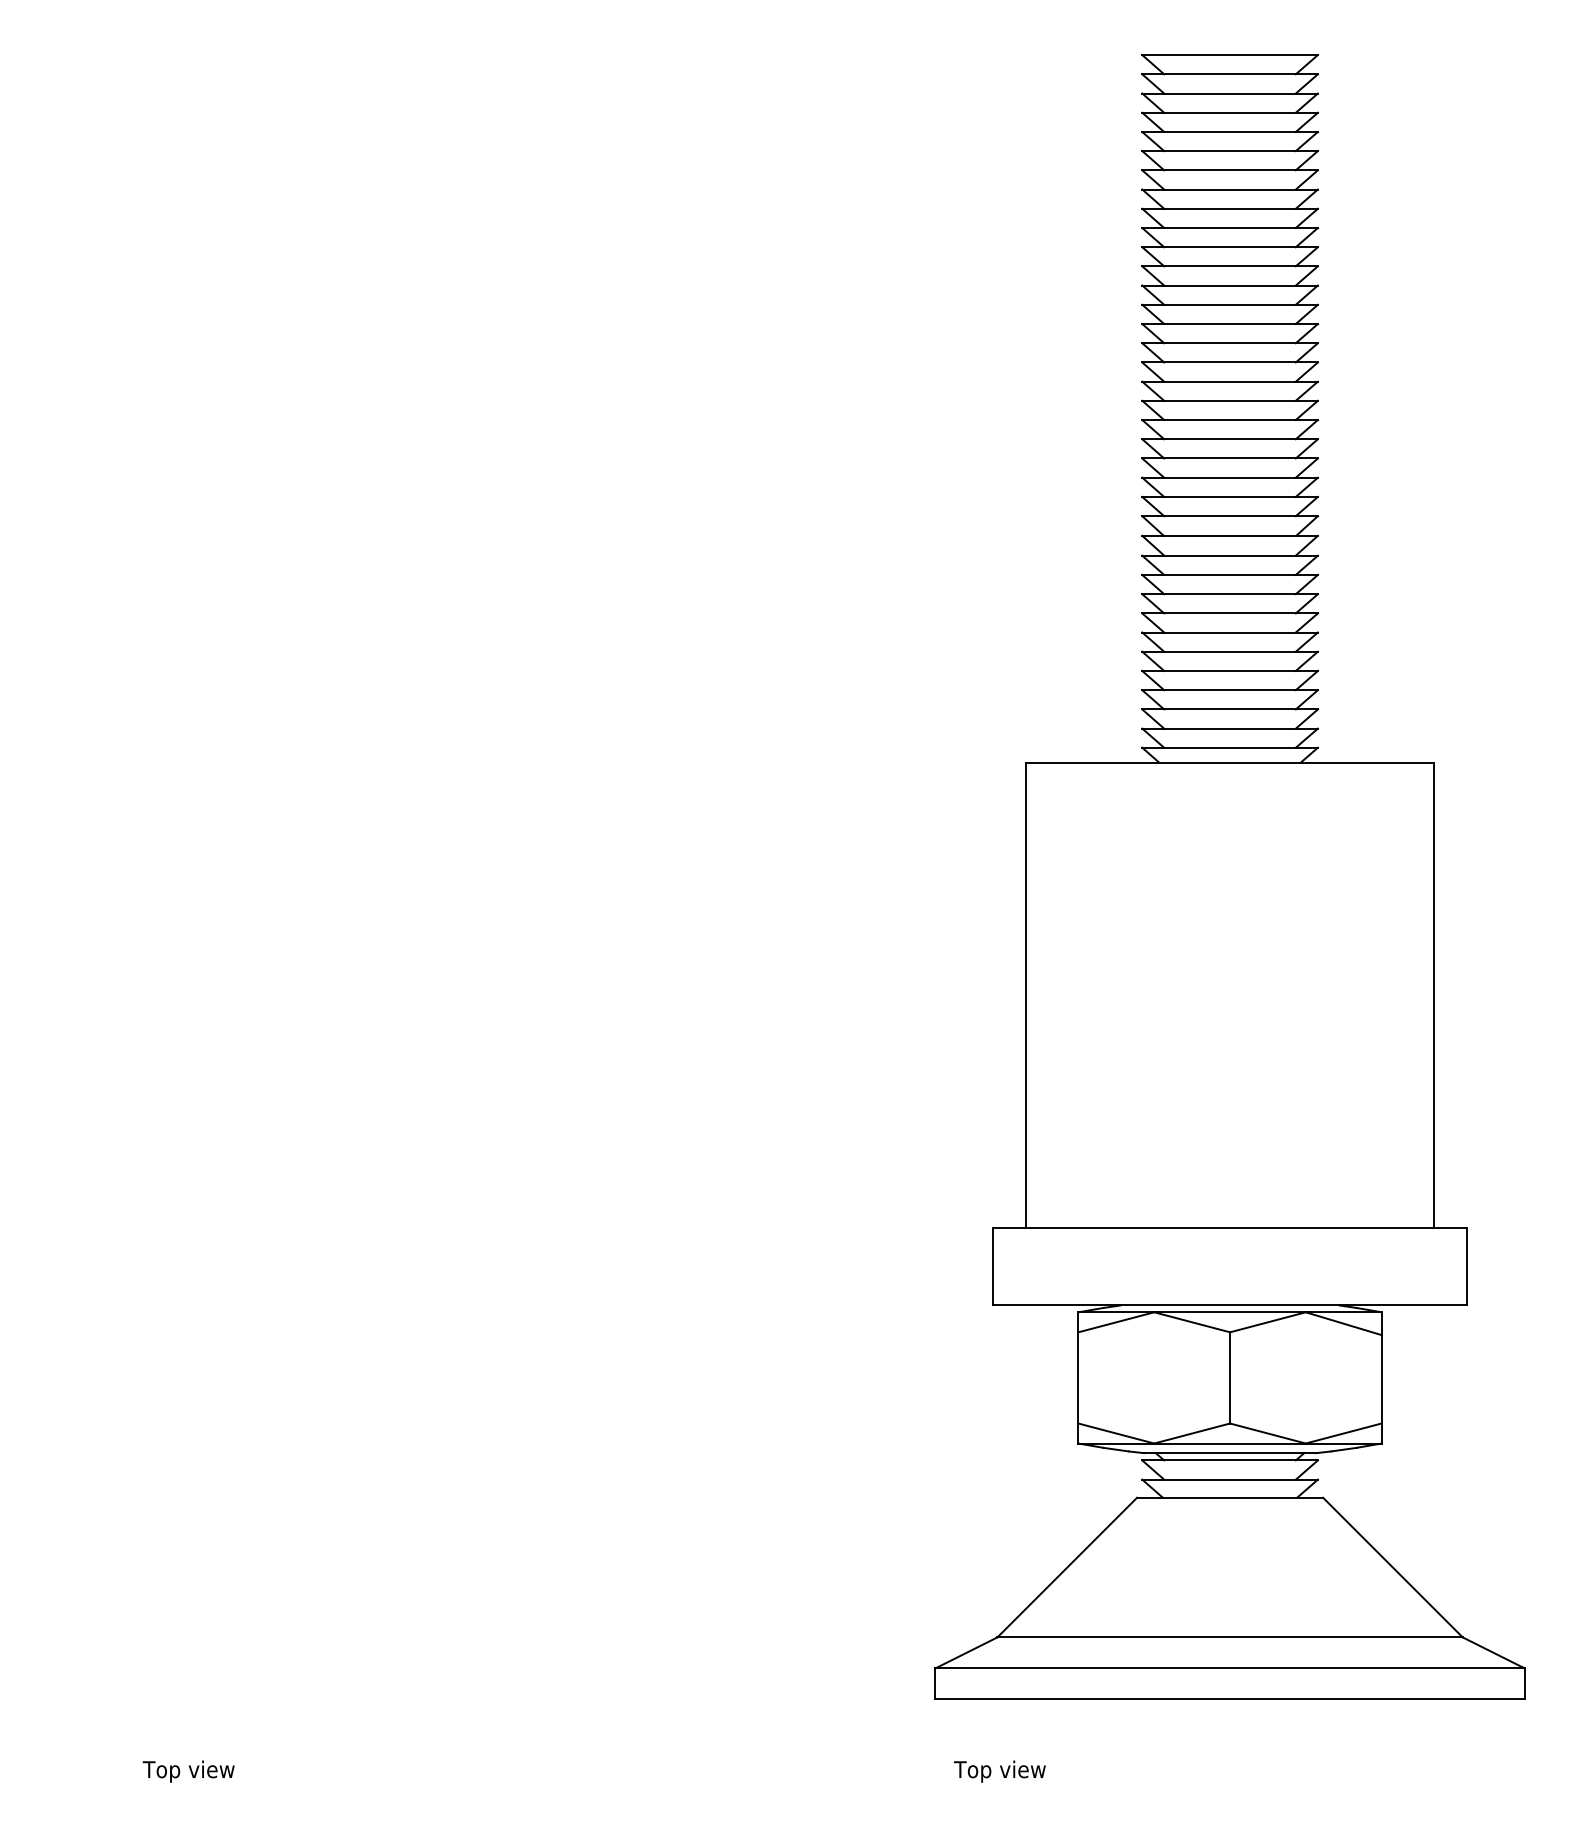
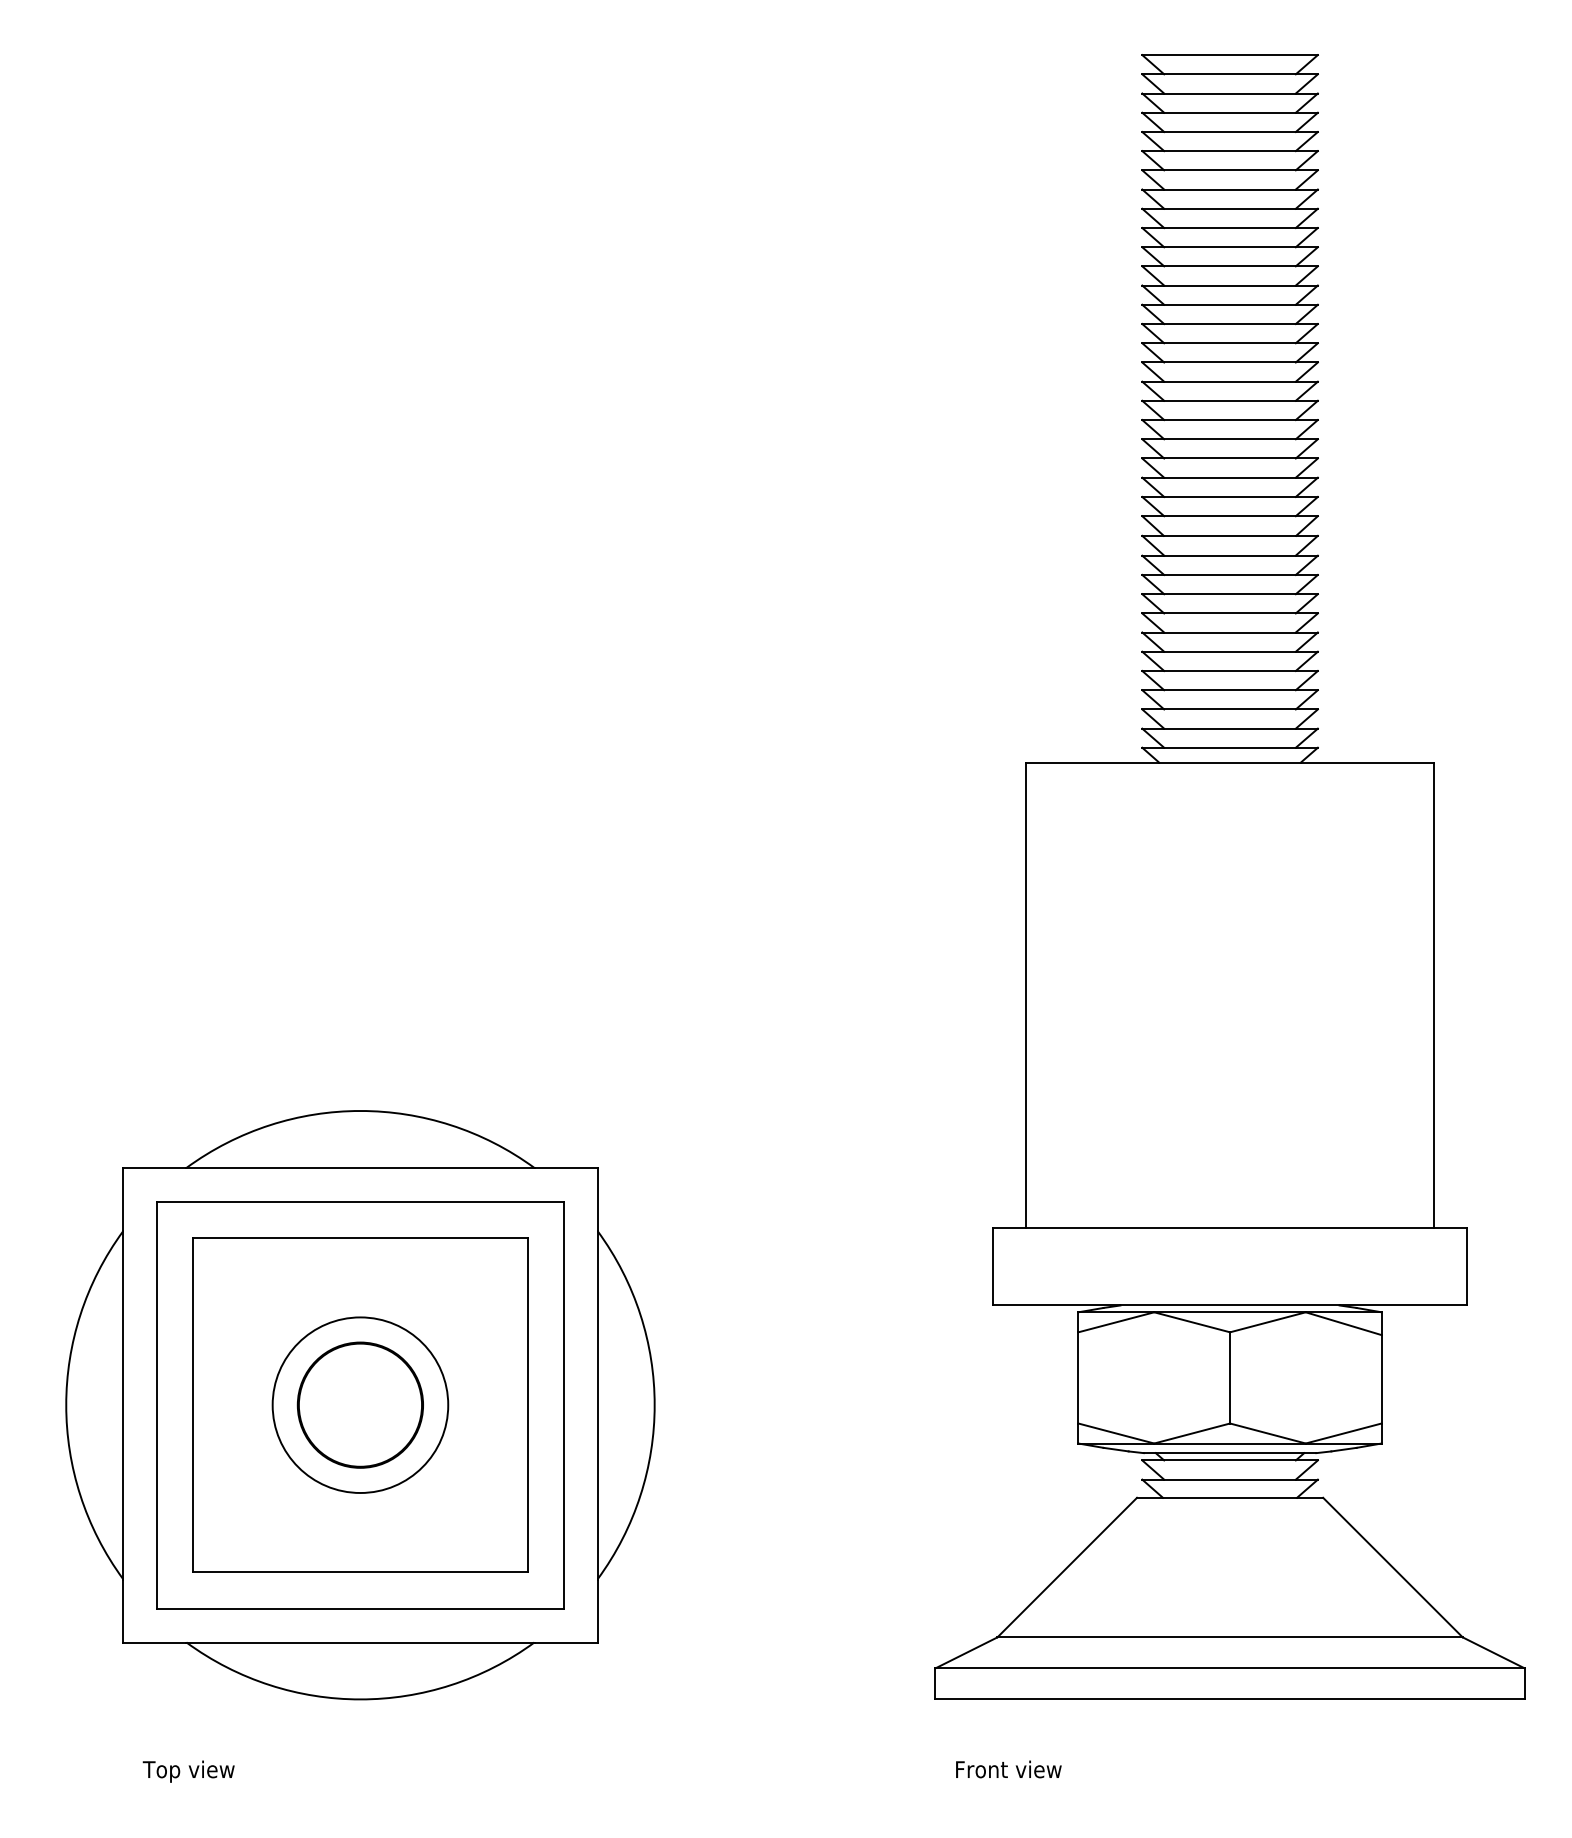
part: none -> present (360, 1405)
text: Top view -> Front view (1007, 1771)
